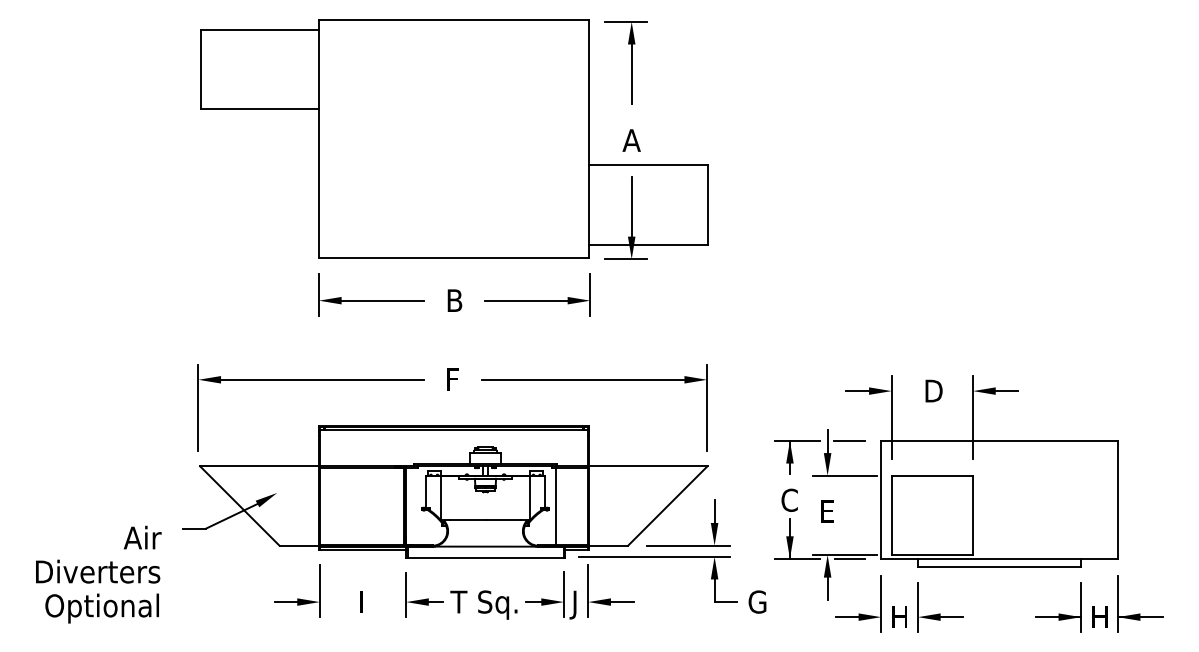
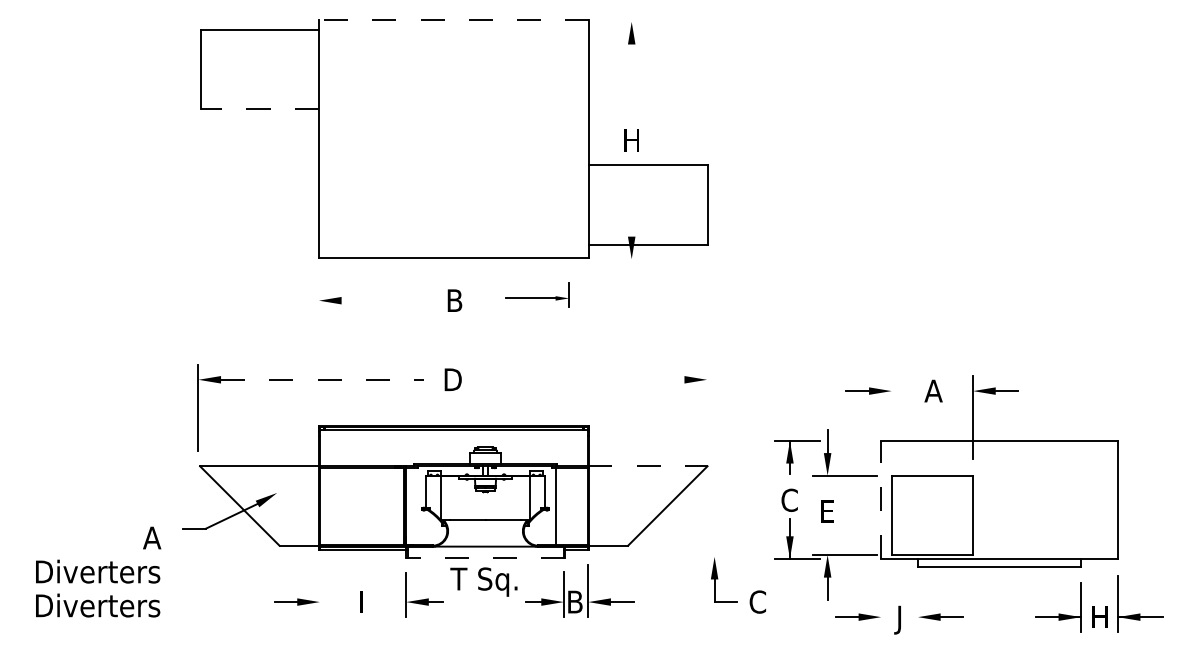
line: solid -> dashed (453, 19)
line: present -> none (625, 21)
line: present -> none (631, 73)
line: solid -> dashed (259, 109)
text: A -> H (631, 140)
line: present -> none (631, 206)
line: present -> none (625, 259)
line: present -> none (319, 294)
part size: 107x44 px -> 65x26 px (537, 294)
line: present -> none (382, 300)
line: solid -> dashed (322, 379)
text: F -> D (452, 379)
line: present -> none (582, 379)
text: D -> A (933, 390)
line: present -> none (707, 407)
line: present -> none (891, 417)
line: present -> none (849, 440)
line: solid -> dashed (647, 466)
line: solid -> dashed (881, 499)
text: Air -> A (142, 537)
part: present -> none (688, 545)
line: present -> none (653, 556)
line: solid -> dashed (485, 557)
line: present -> none (849, 558)
line: present -> none (319, 590)
text: G -> C (757, 601)
line: present -> none (881, 603)
text position: (483, 604) -> (483, 581) (483, 581)
text: J -> B (575, 604)
line: present -> none (918, 607)
text: Optional -> Diverters (98, 608)
text: H -> J (899, 619)
